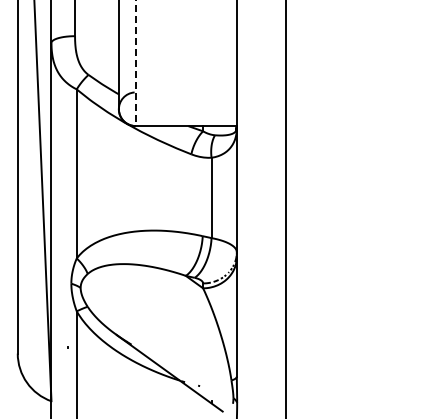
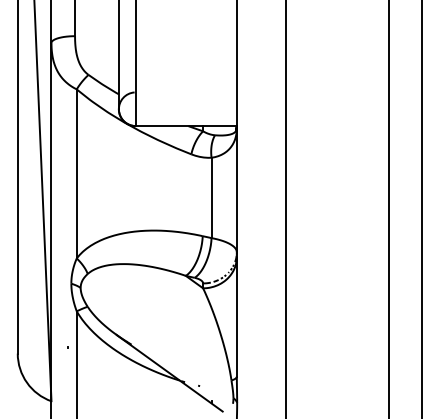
line: dashed -> solid (135, 63)
line: none -> present (388, 208)
line: none -> present (422, 208)
